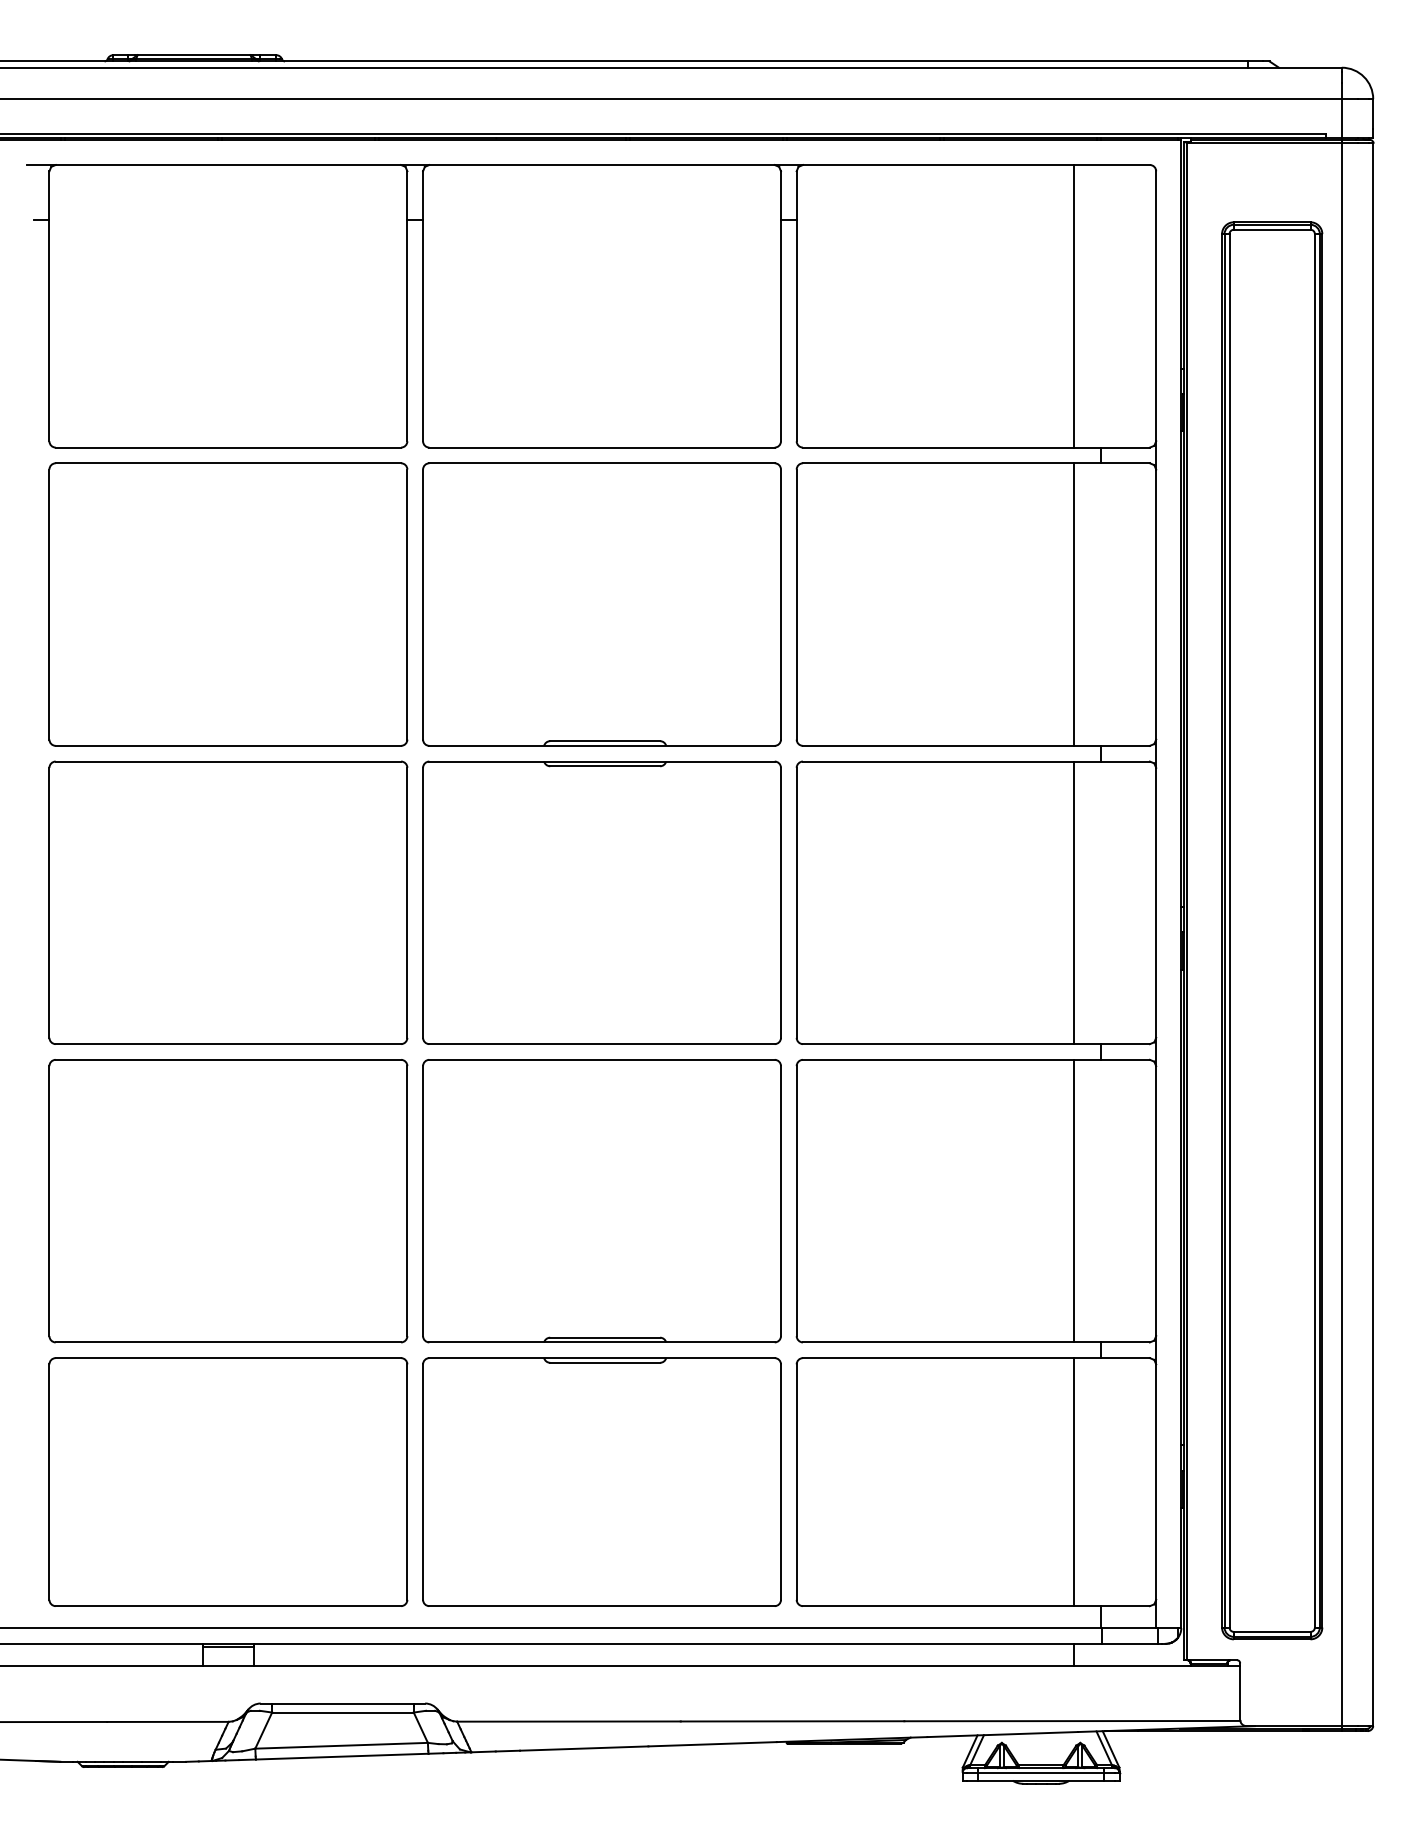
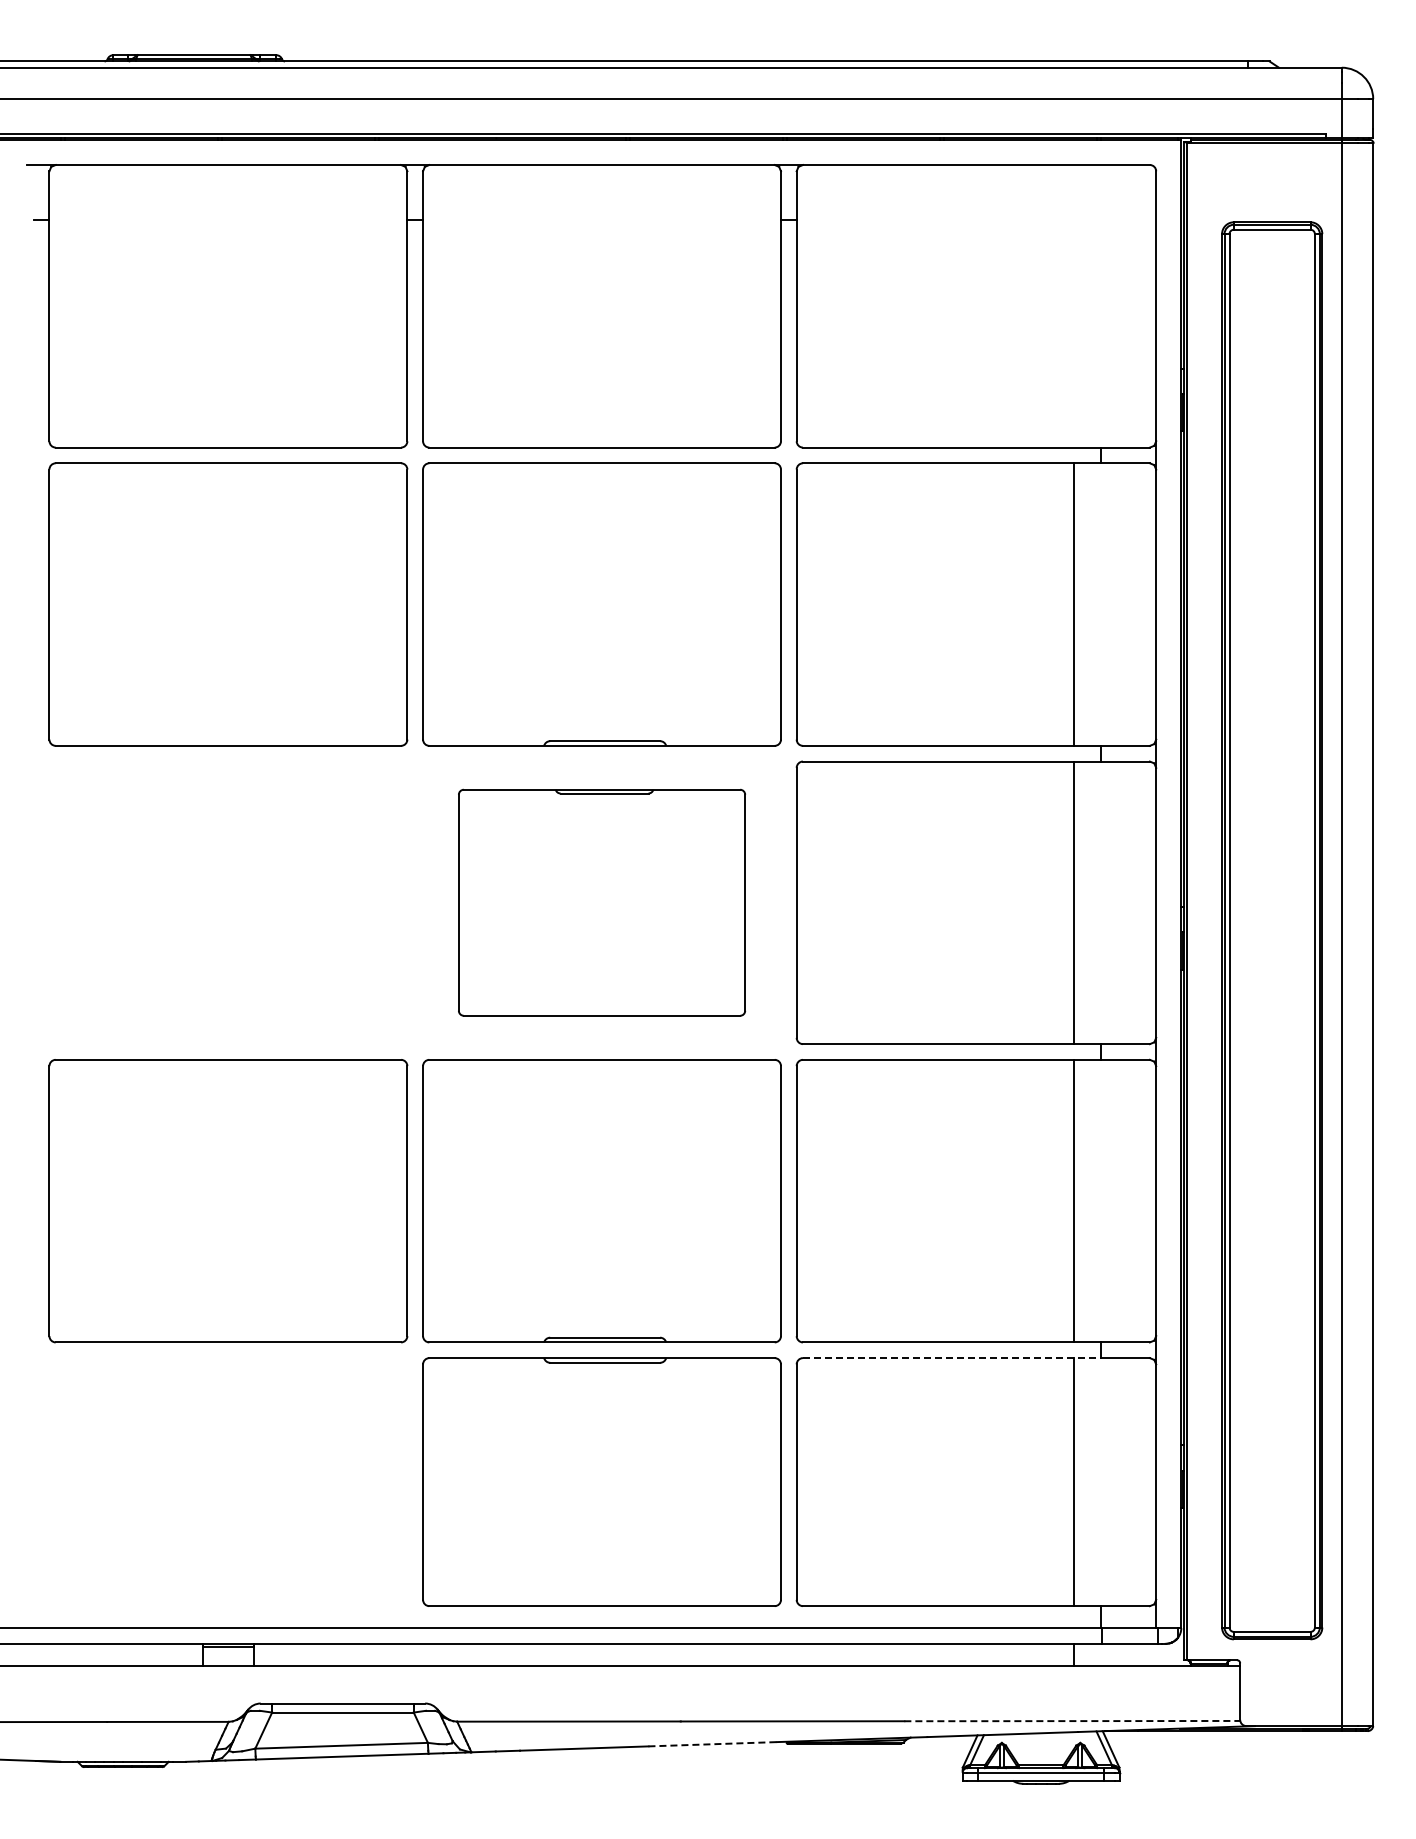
line: present -> none (1074, 306)
part: present -> none (228, 902)
part size: 360x285 px -> 288x229 px (601, 902)
line: solid -> dashed (952, 1358)
part: present -> none (228, 1481)
line: solid -> dashed (1072, 1721)
line: solid -> dashed (713, 1744)
